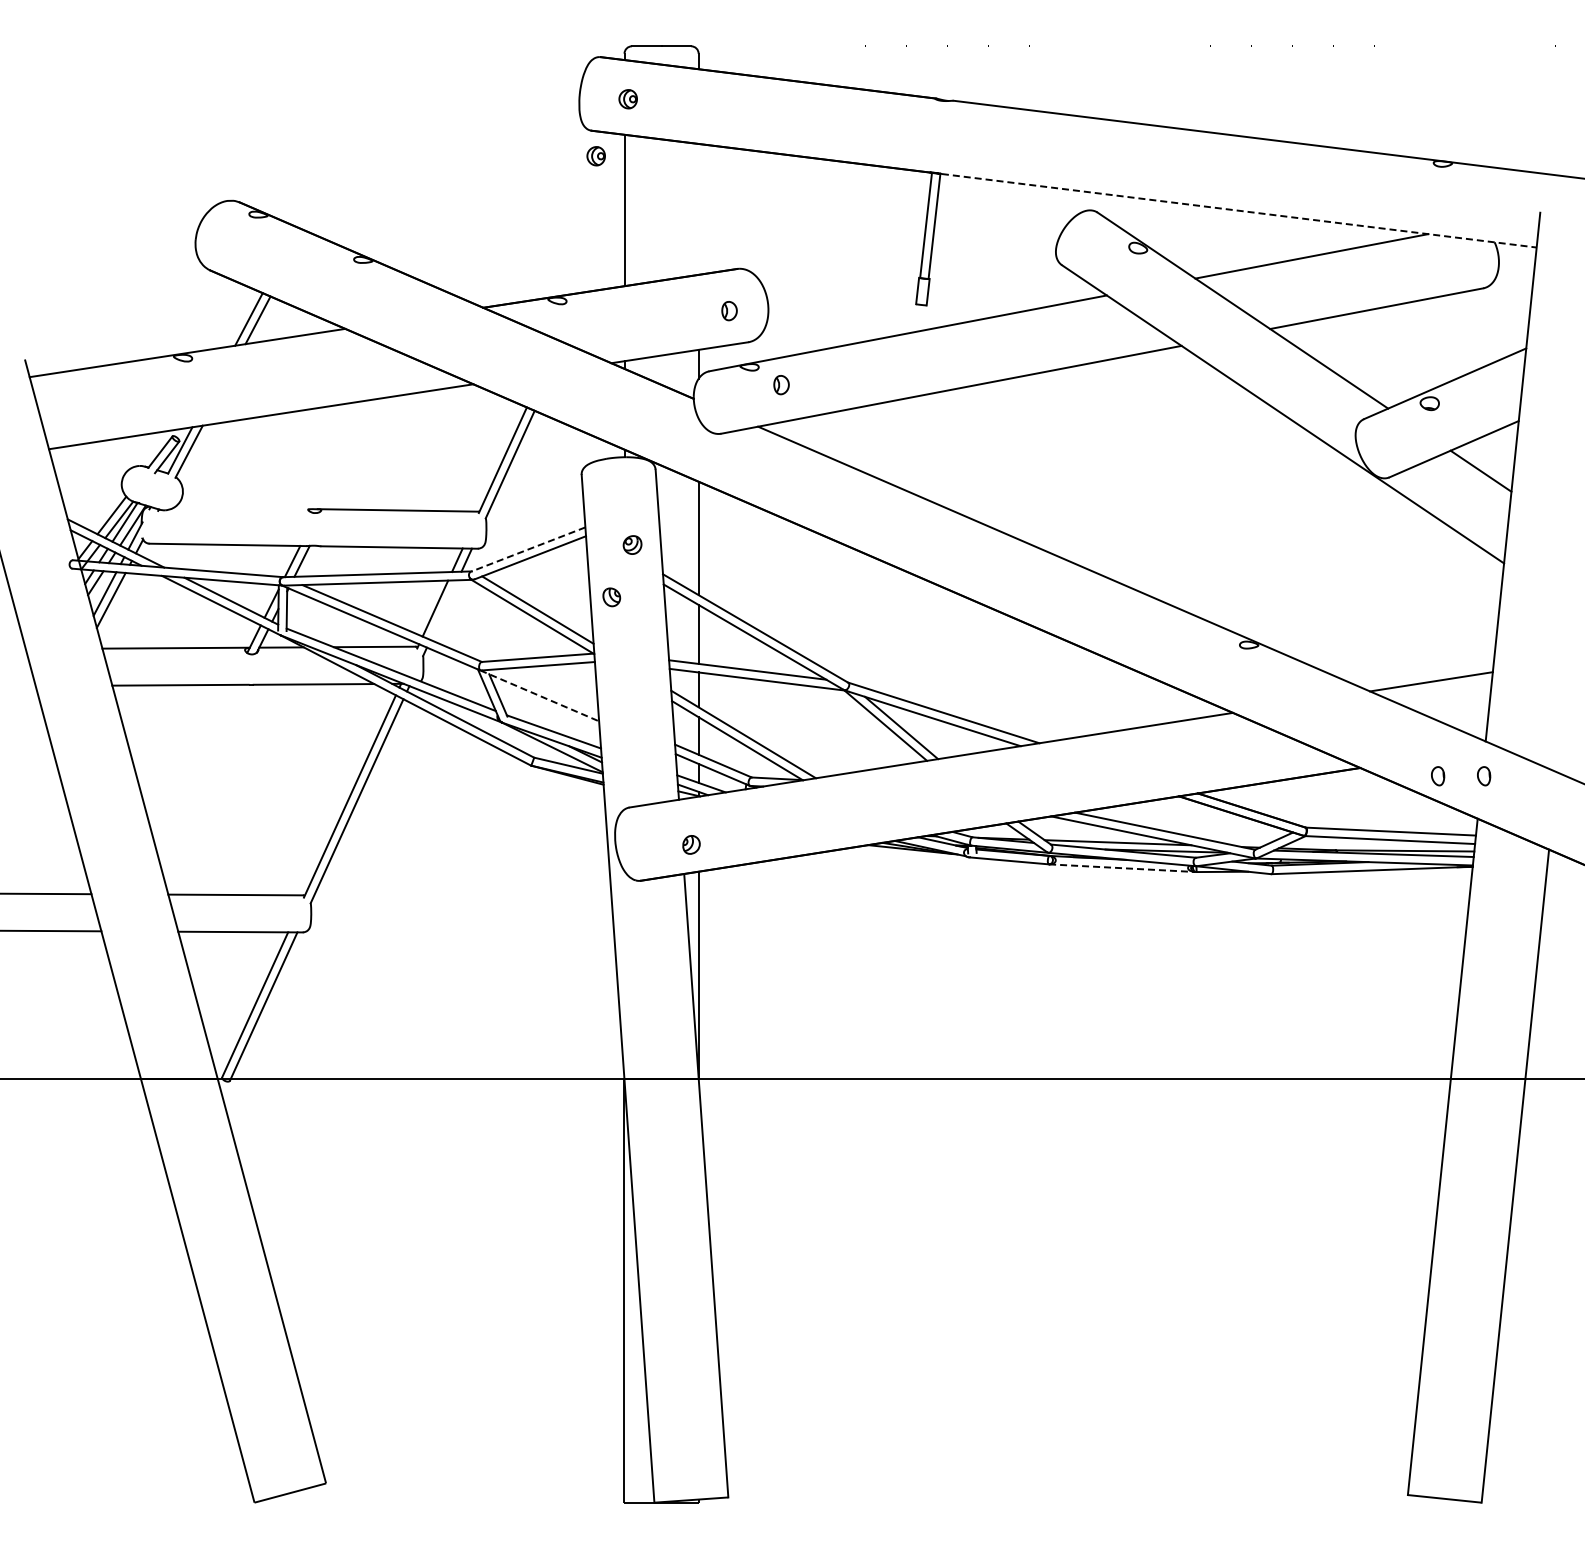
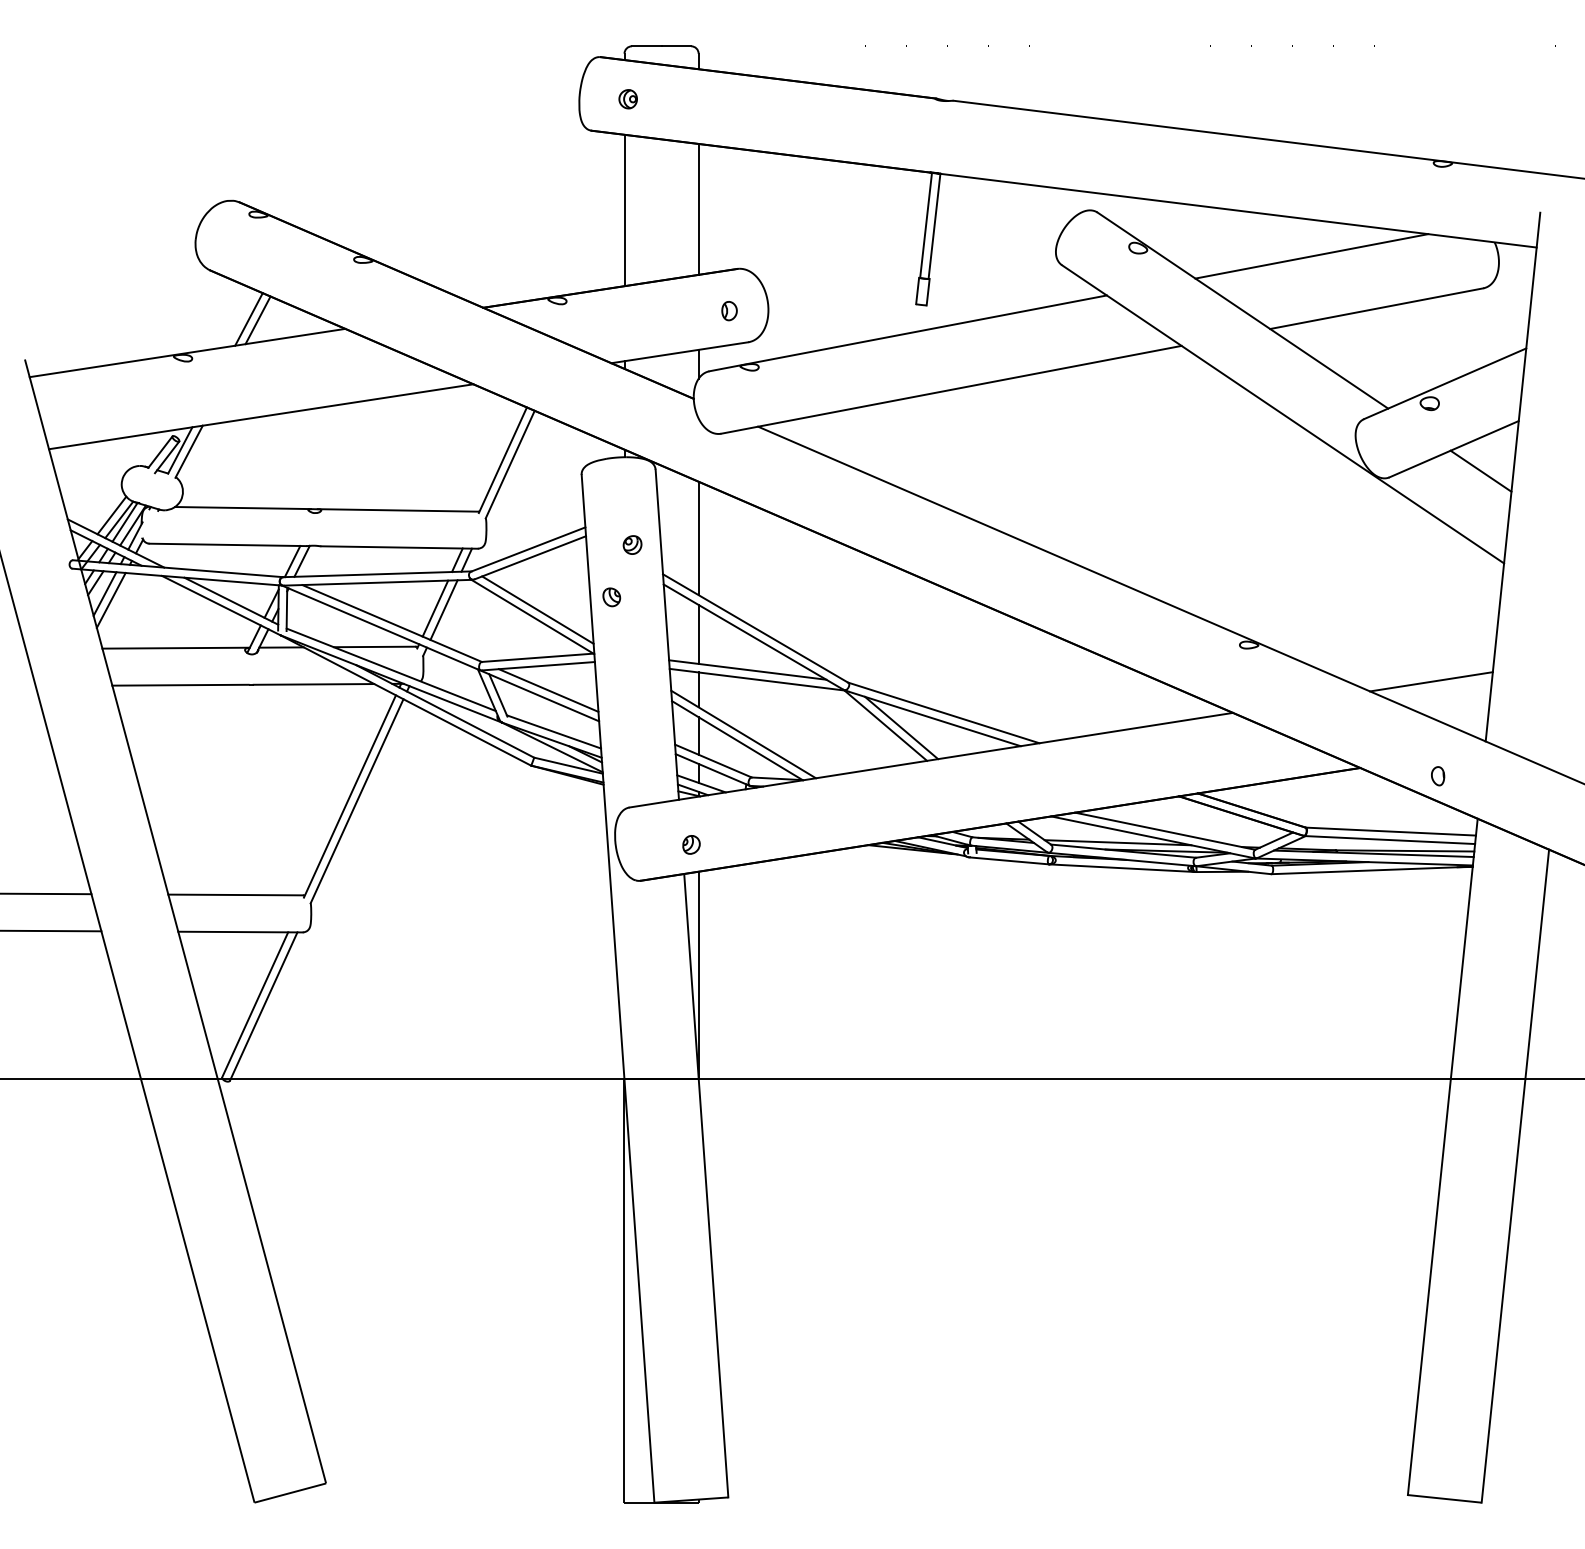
part: present -> none (595, 156)
line: none -> present (698, 208)
line: dashed -> solid (1239, 210)
part: present -> none (781, 385)
line: none -> present (242, 508)
line: dashed -> solid (527, 549)
line: none -> present (443, 609)
line: none -> present (548, 690)
line: dashed -> solid (539, 695)
part: present -> none (1484, 776)
line: dashed -> solid (1122, 868)
